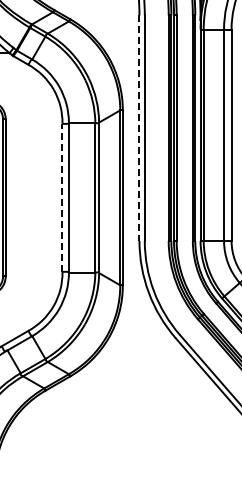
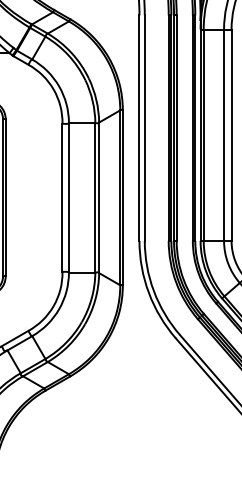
line: dashed -> solid (139, 128)
line: dashed -> solid (62, 197)
